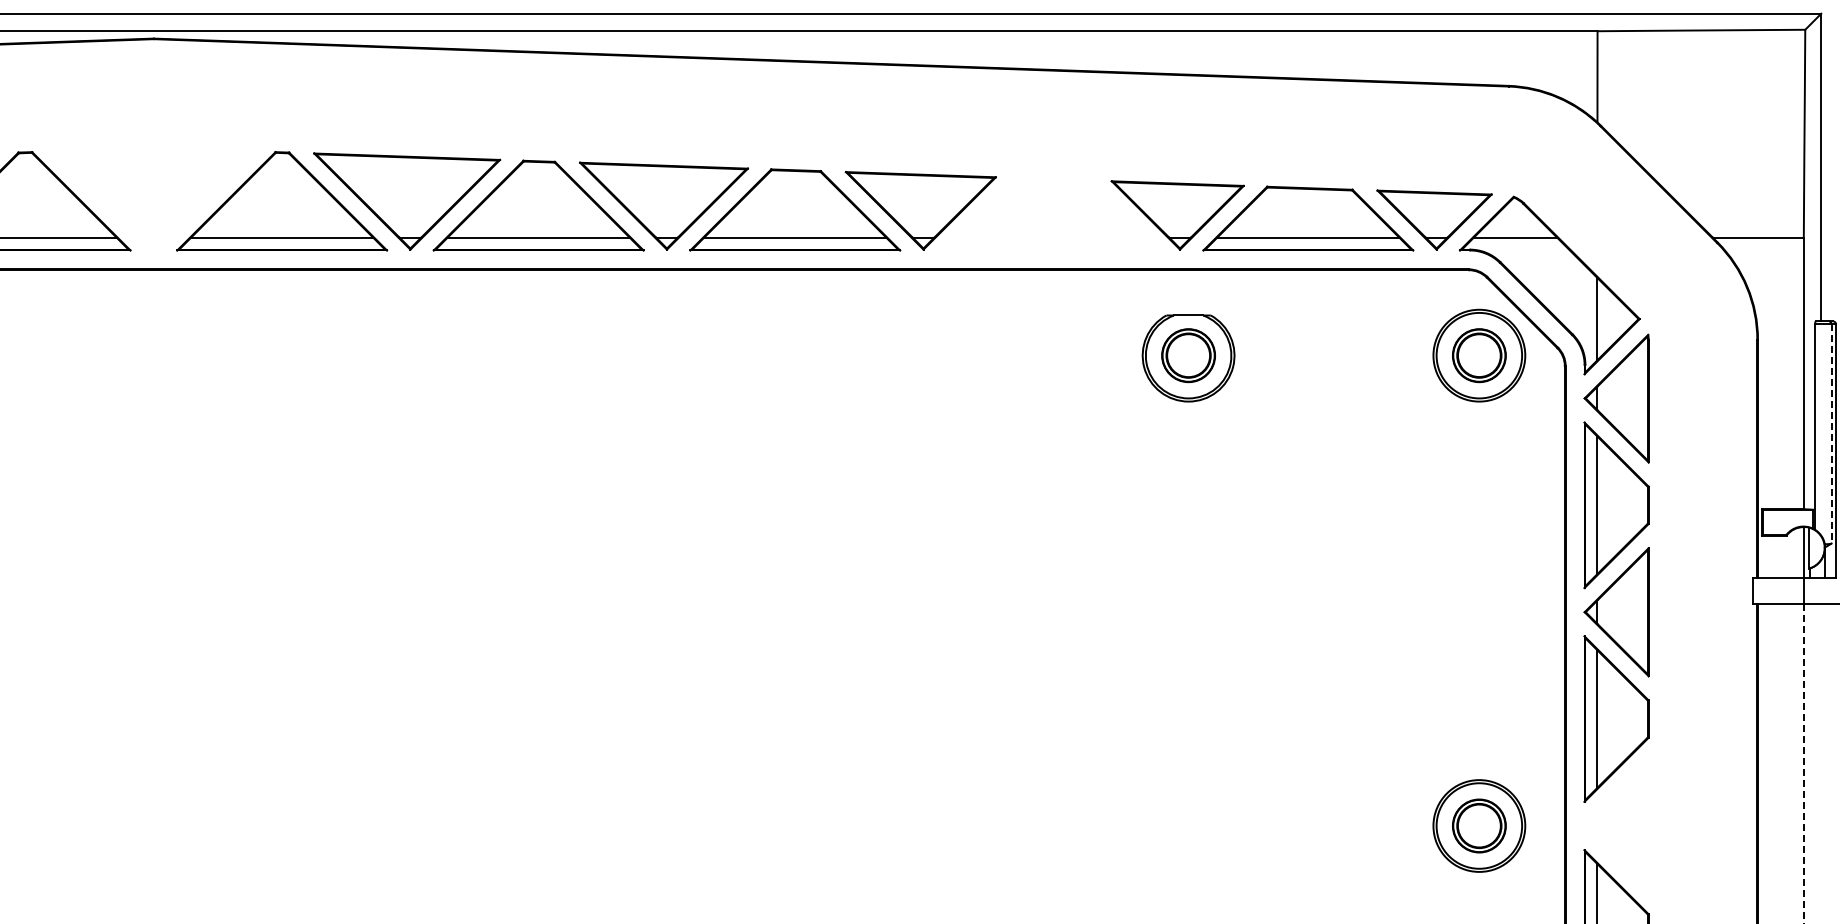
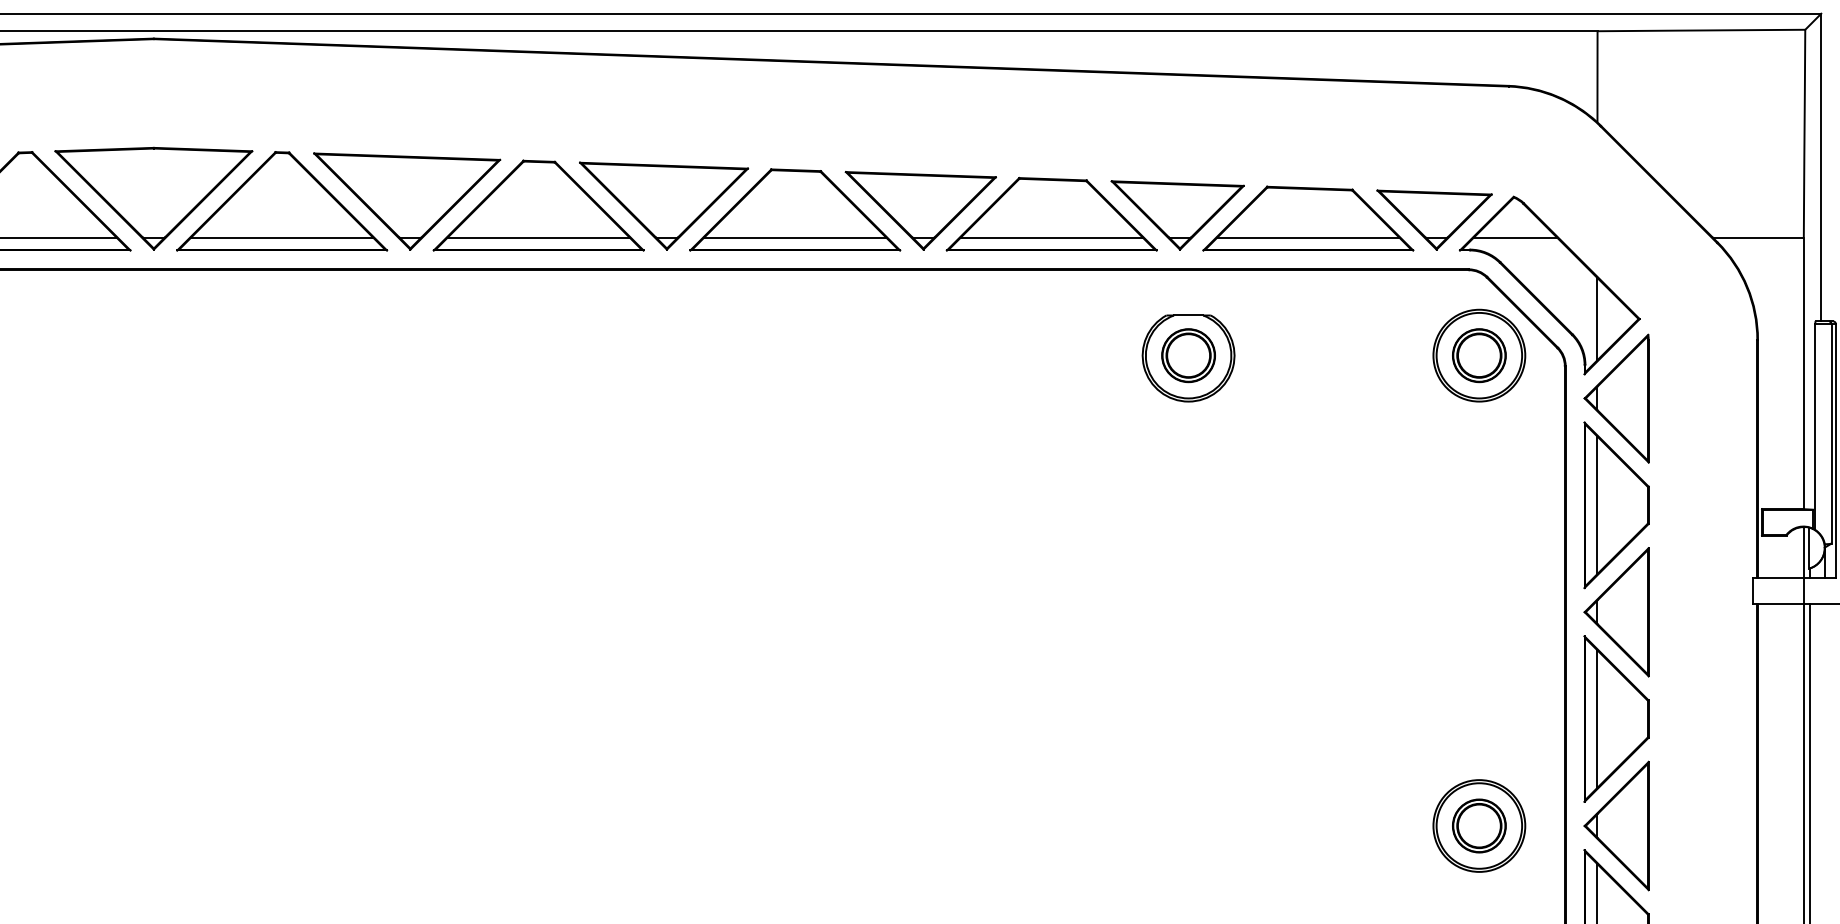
part: none -> present (153, 198)
part: none -> present (1051, 214)
line: dashed -> solid (1831, 433)
line: none -> present (1809, 761)
line: dashed -> solid (1803, 763)
part: none -> present (1616, 825)
